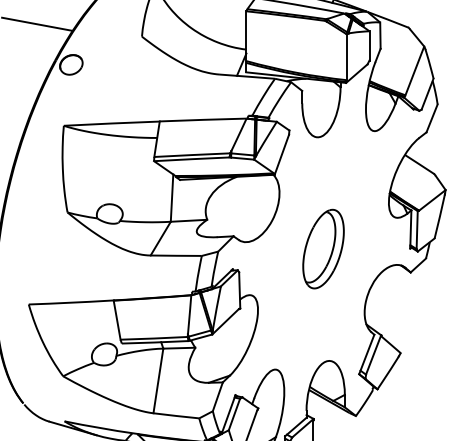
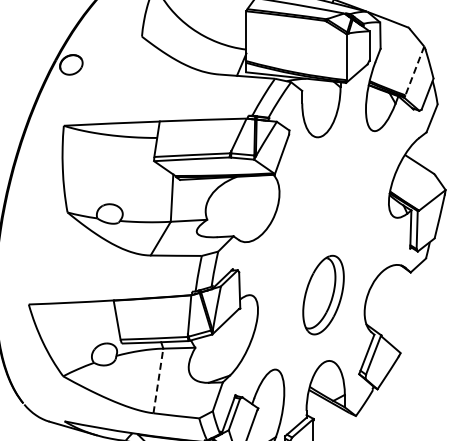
line: present -> none (37, 23)
line: solid -> dashed (414, 71)
part position: (323, 248) -> (323, 294) (323, 294)
line: solid -> dashed (158, 380)
